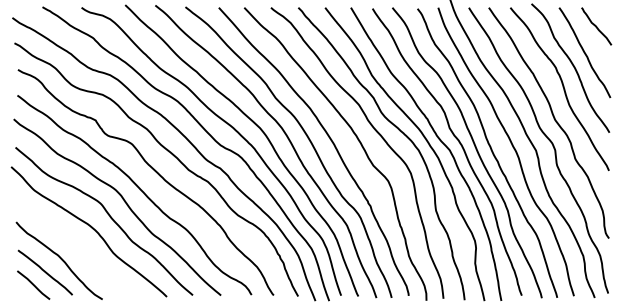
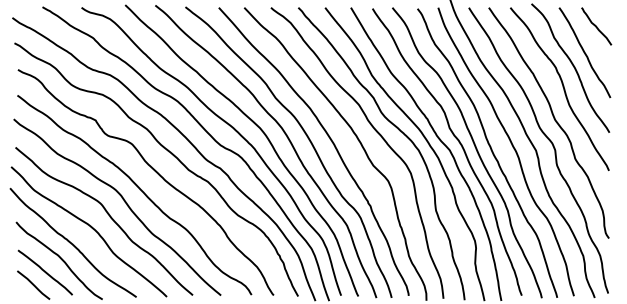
curve: none -> present (71, 242)
